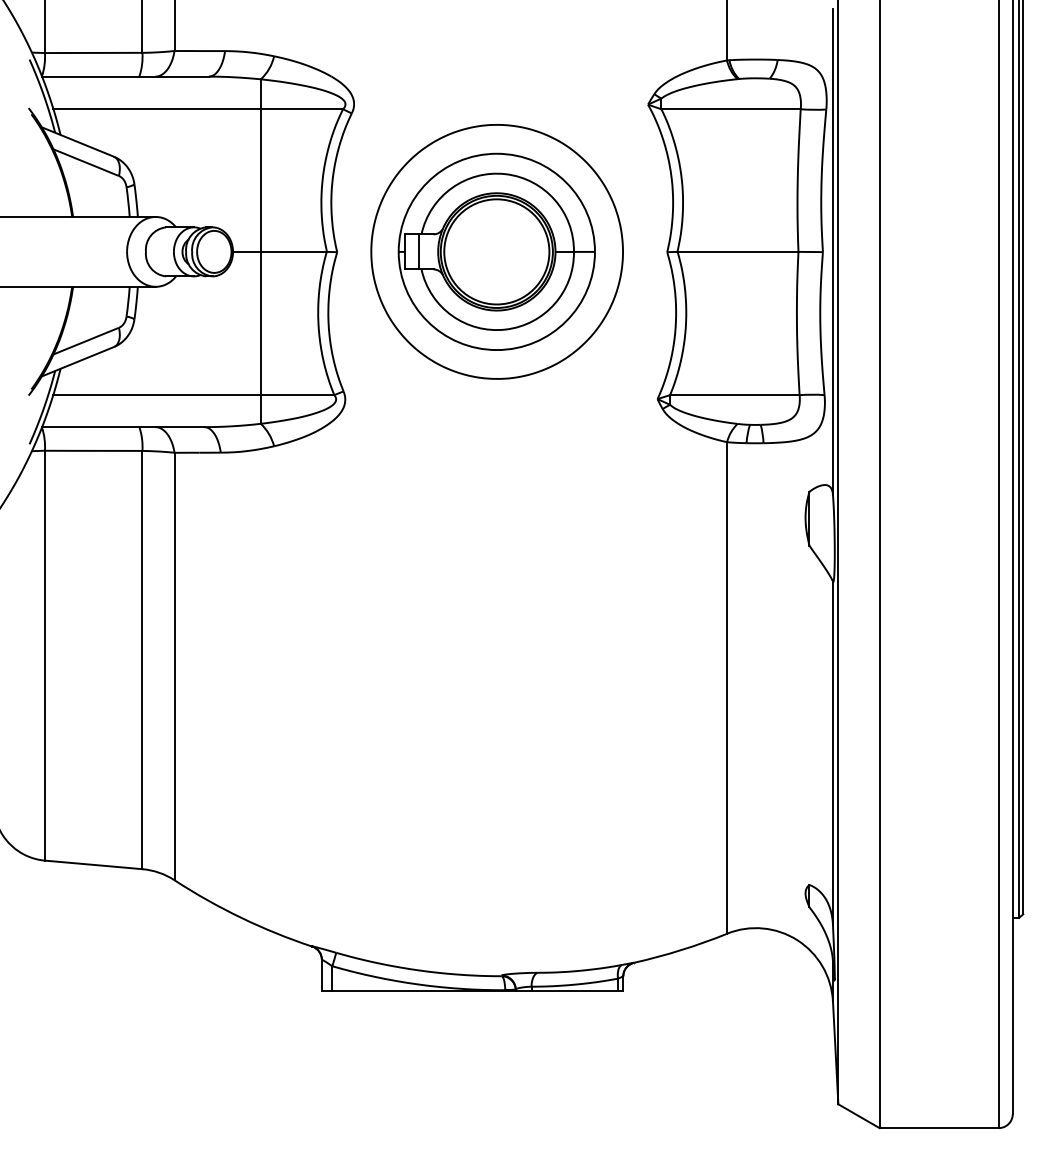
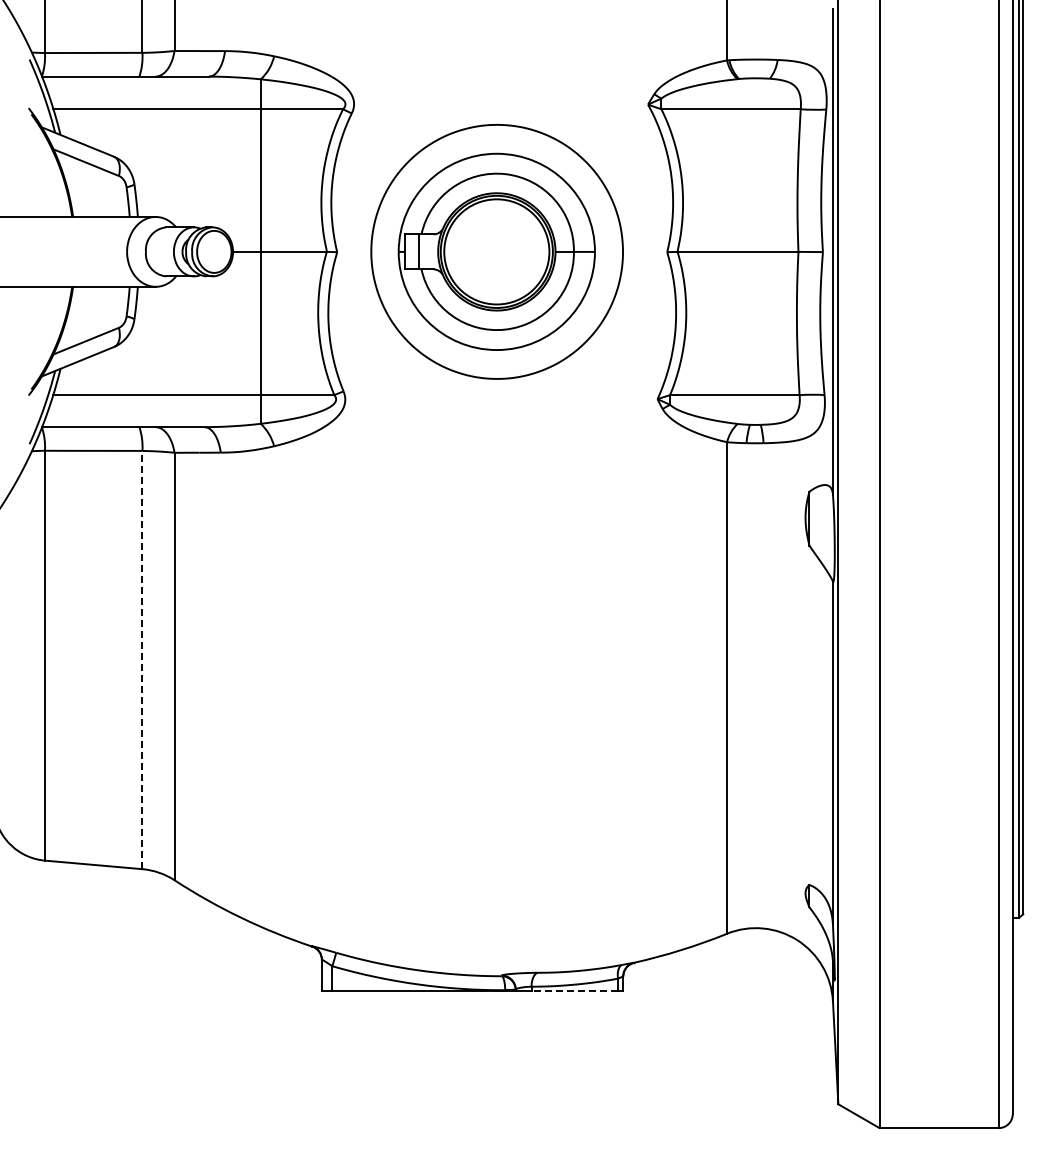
line: solid -> dashed (142, 659)
line: solid -> dashed (574, 991)
